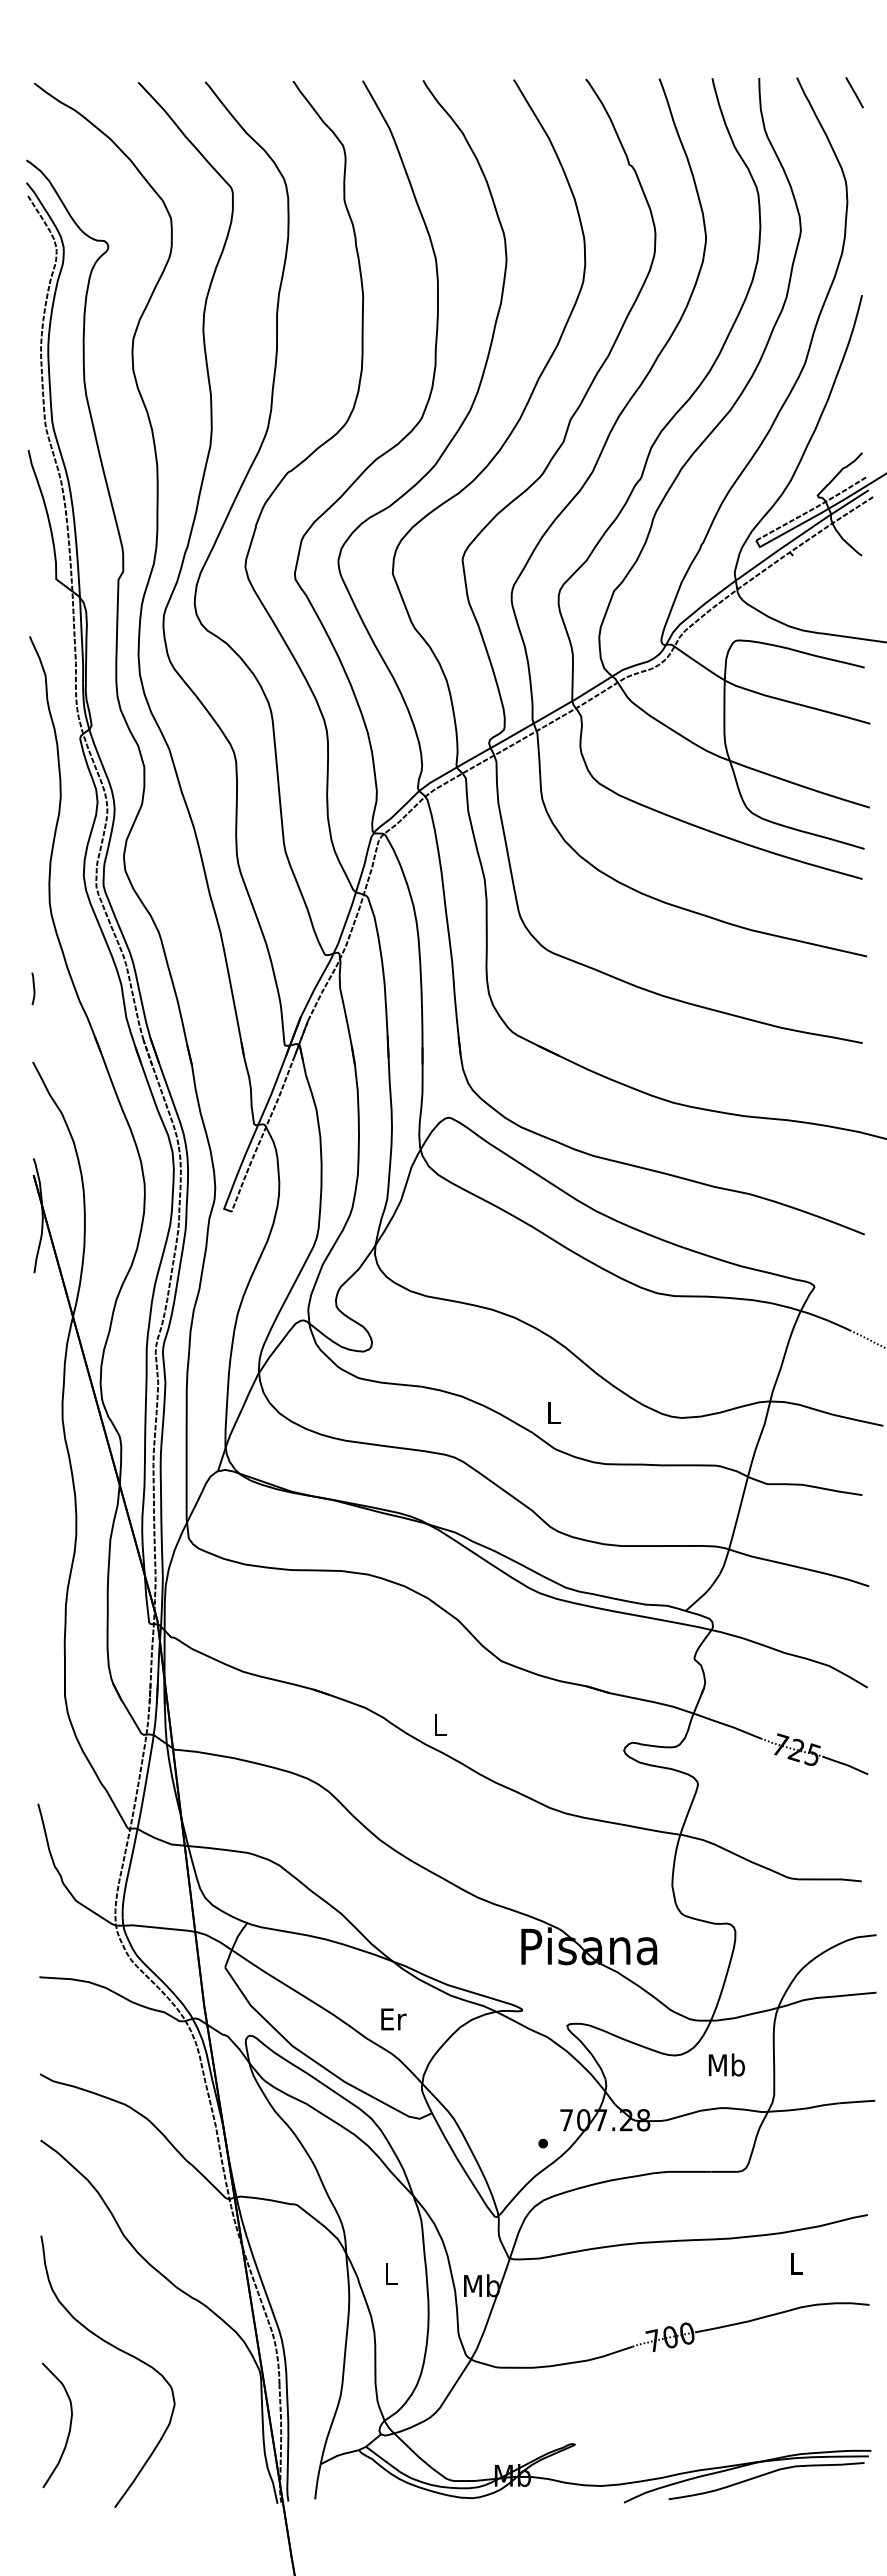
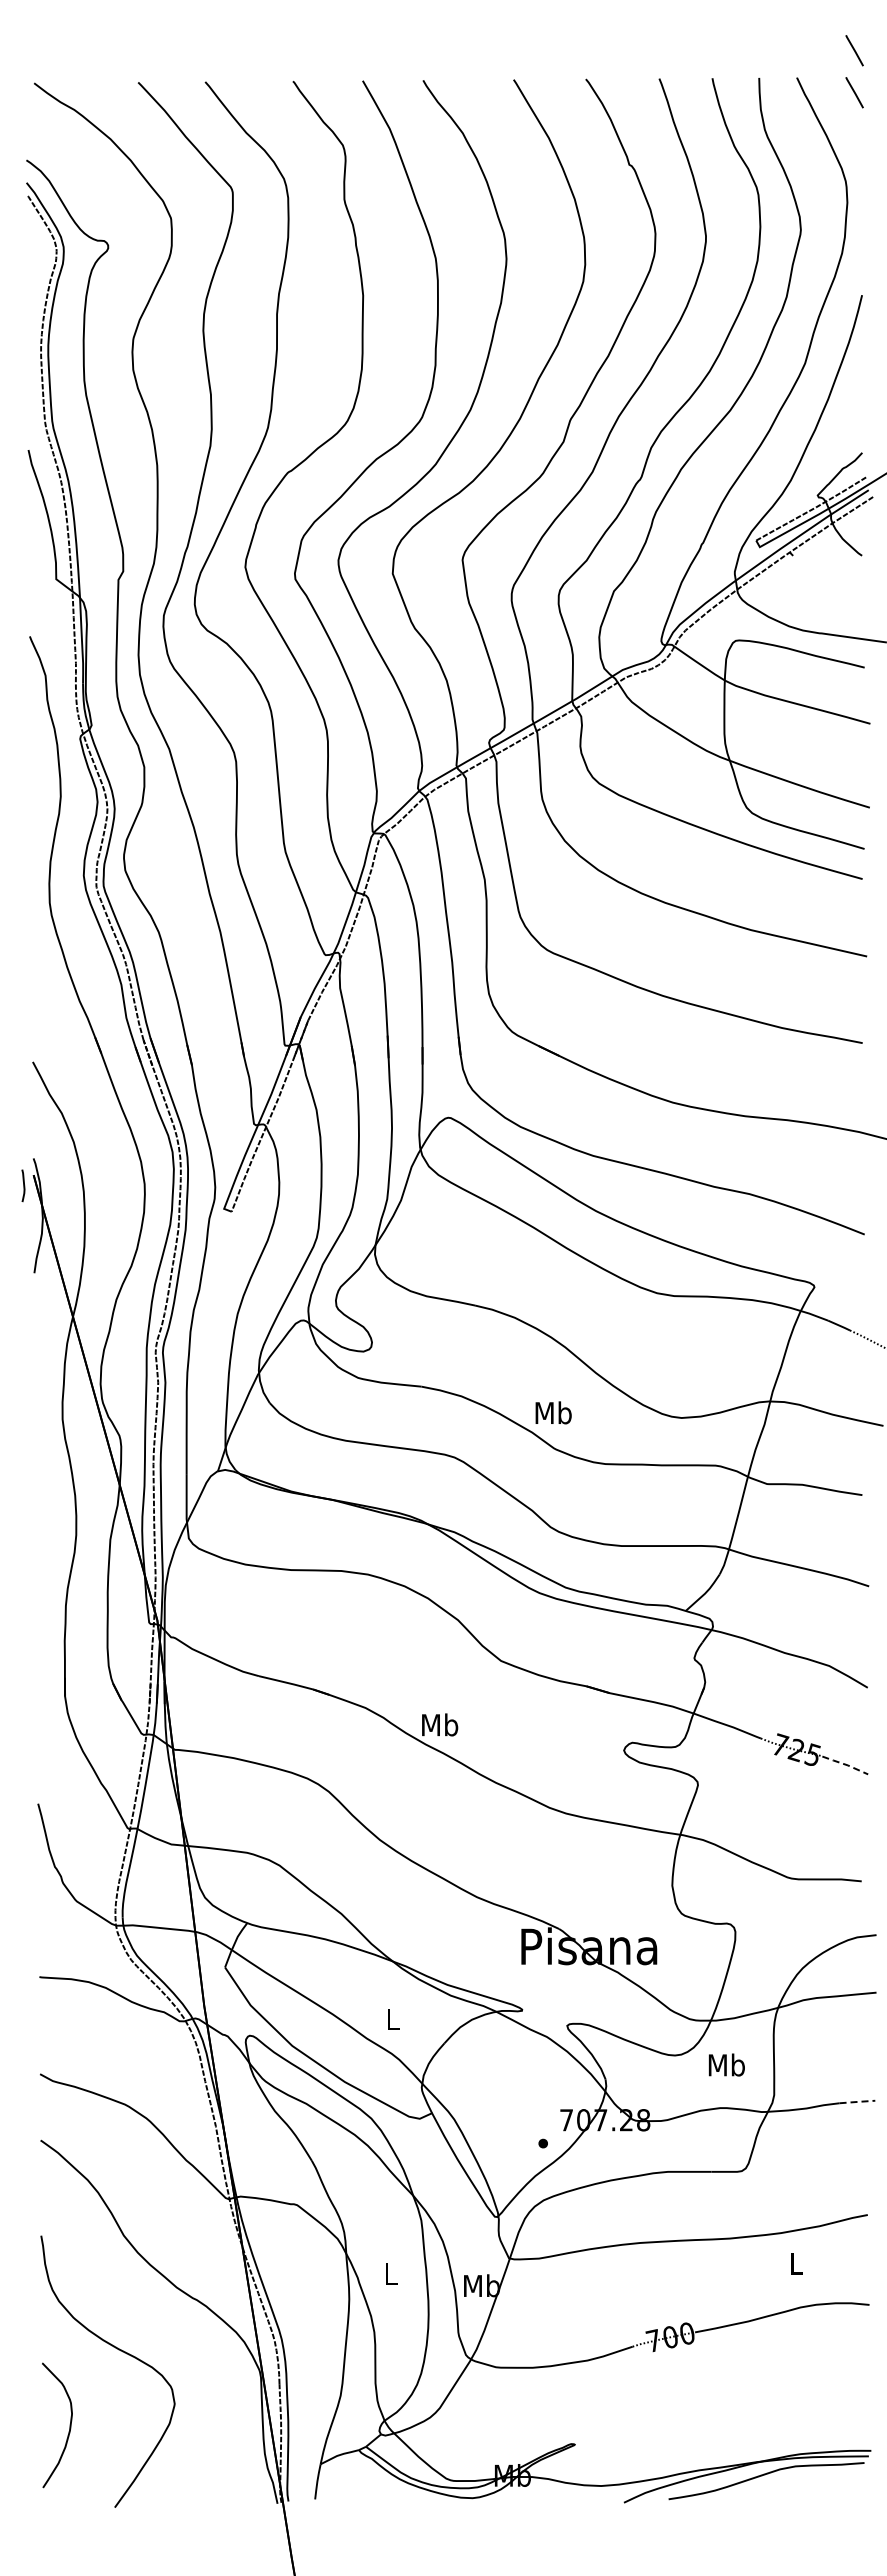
line: none -> present (854, 50)
curve position: (33, 988) -> (23, 1185) (23, 1185)
text: L -> Mb (553, 1412)
text: L -> Mb (440, 1724)
line: solid -> dashed (846, 1764)
text: Er -> L (393, 2019)
line: solid -> dashed (858, 2101)
